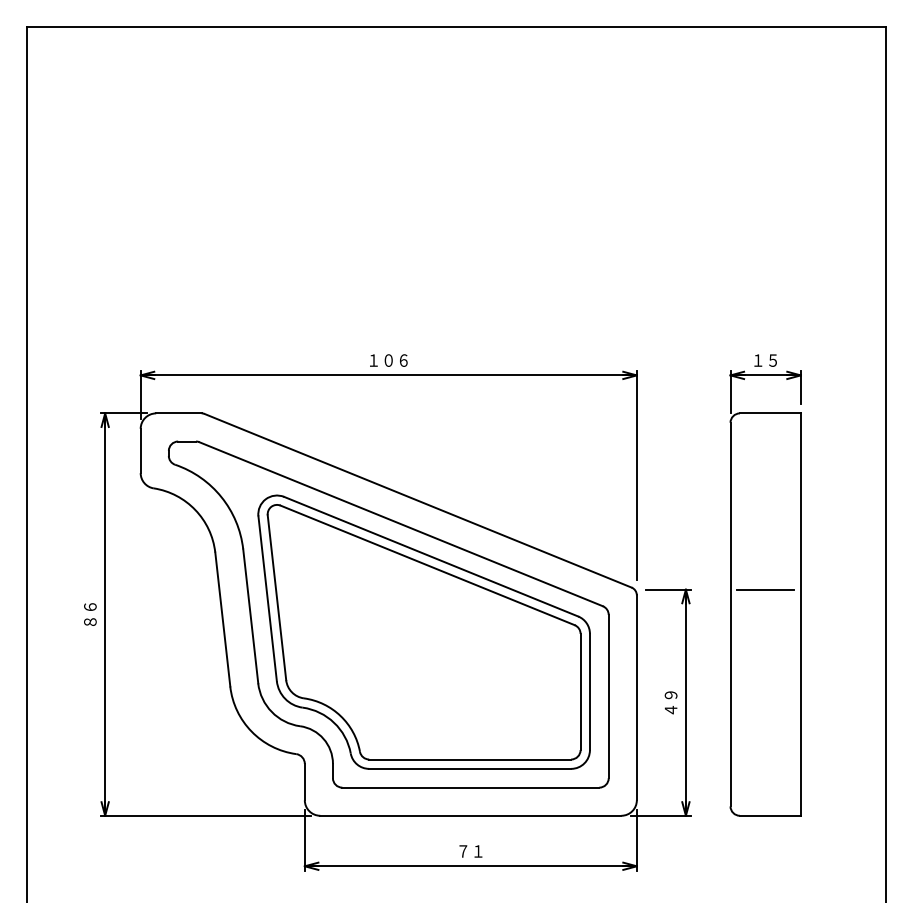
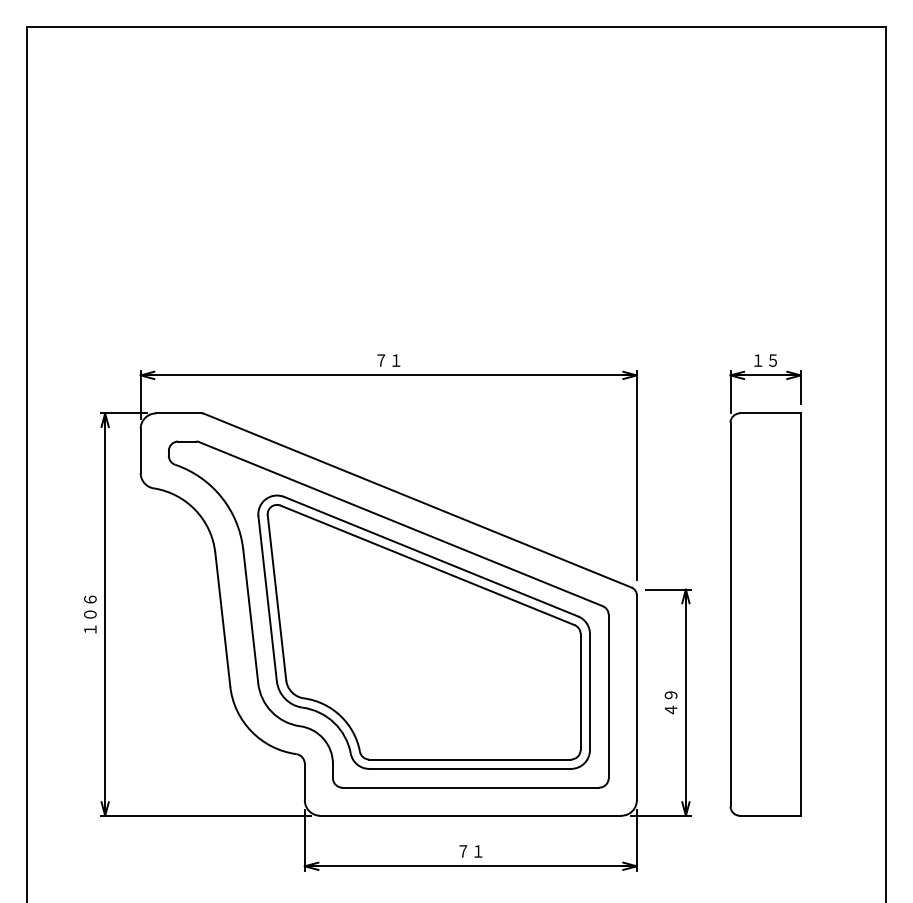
text: １０６ -> ７１ (388, 360)
line: present -> none (765, 589)
text: ８６ -> １０６ (90, 614)
